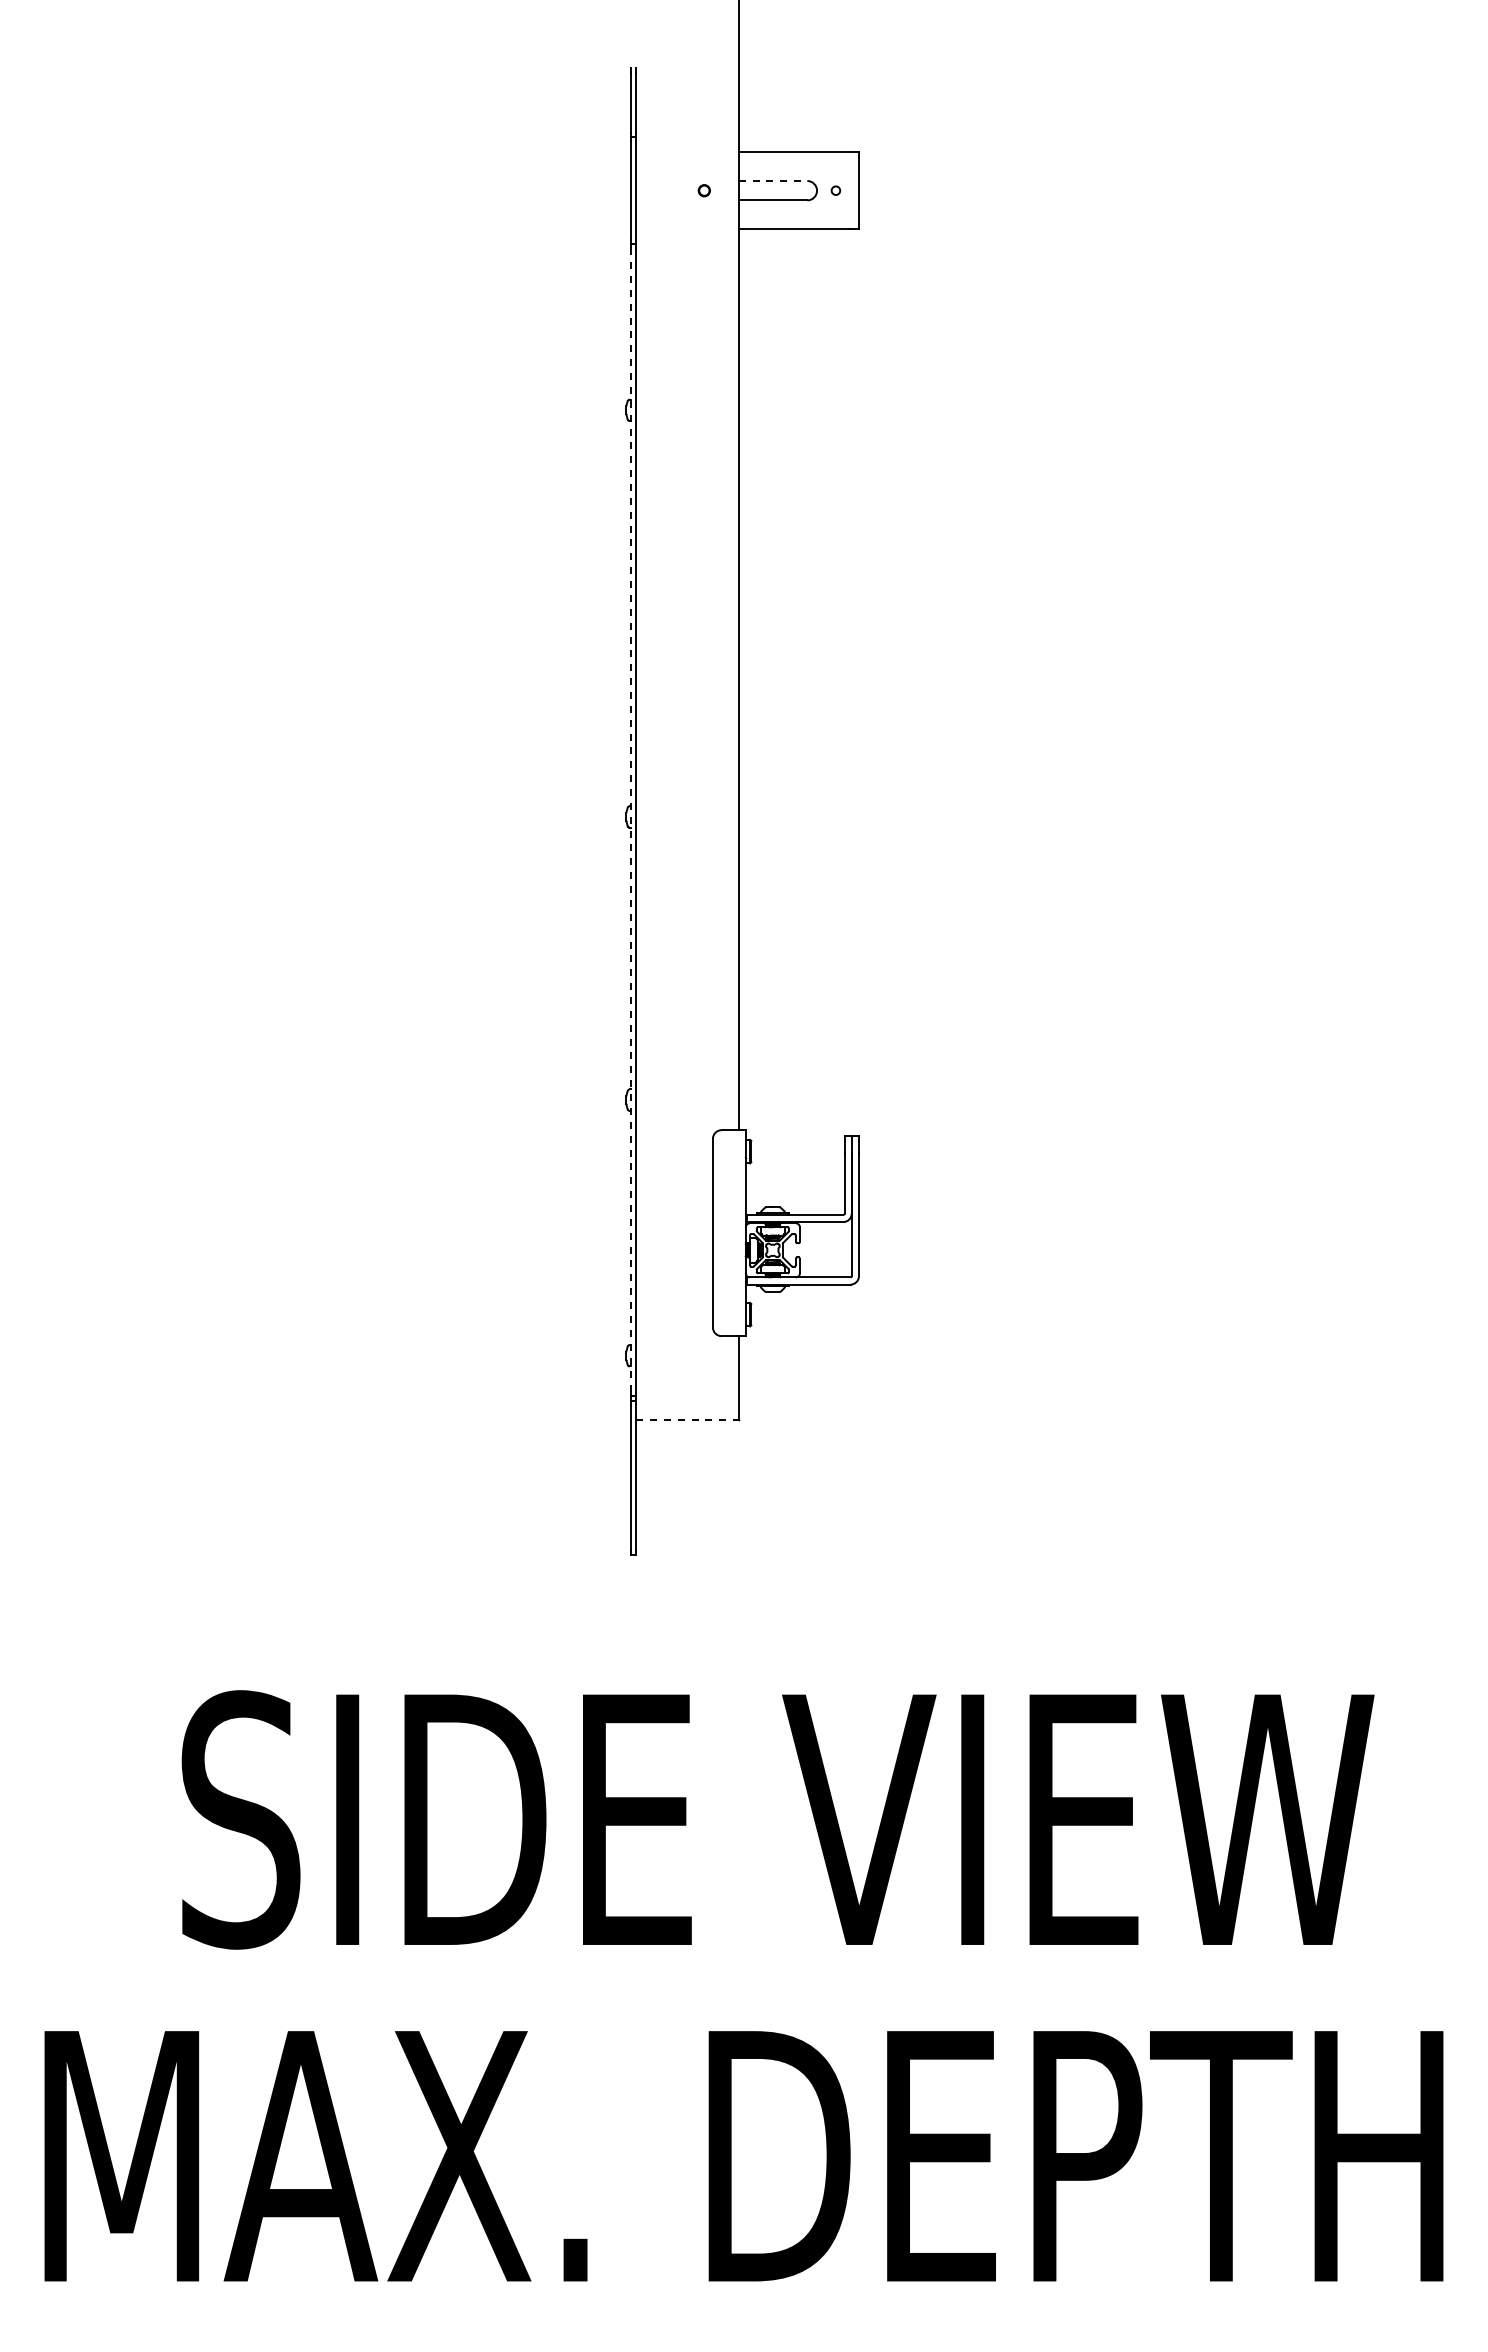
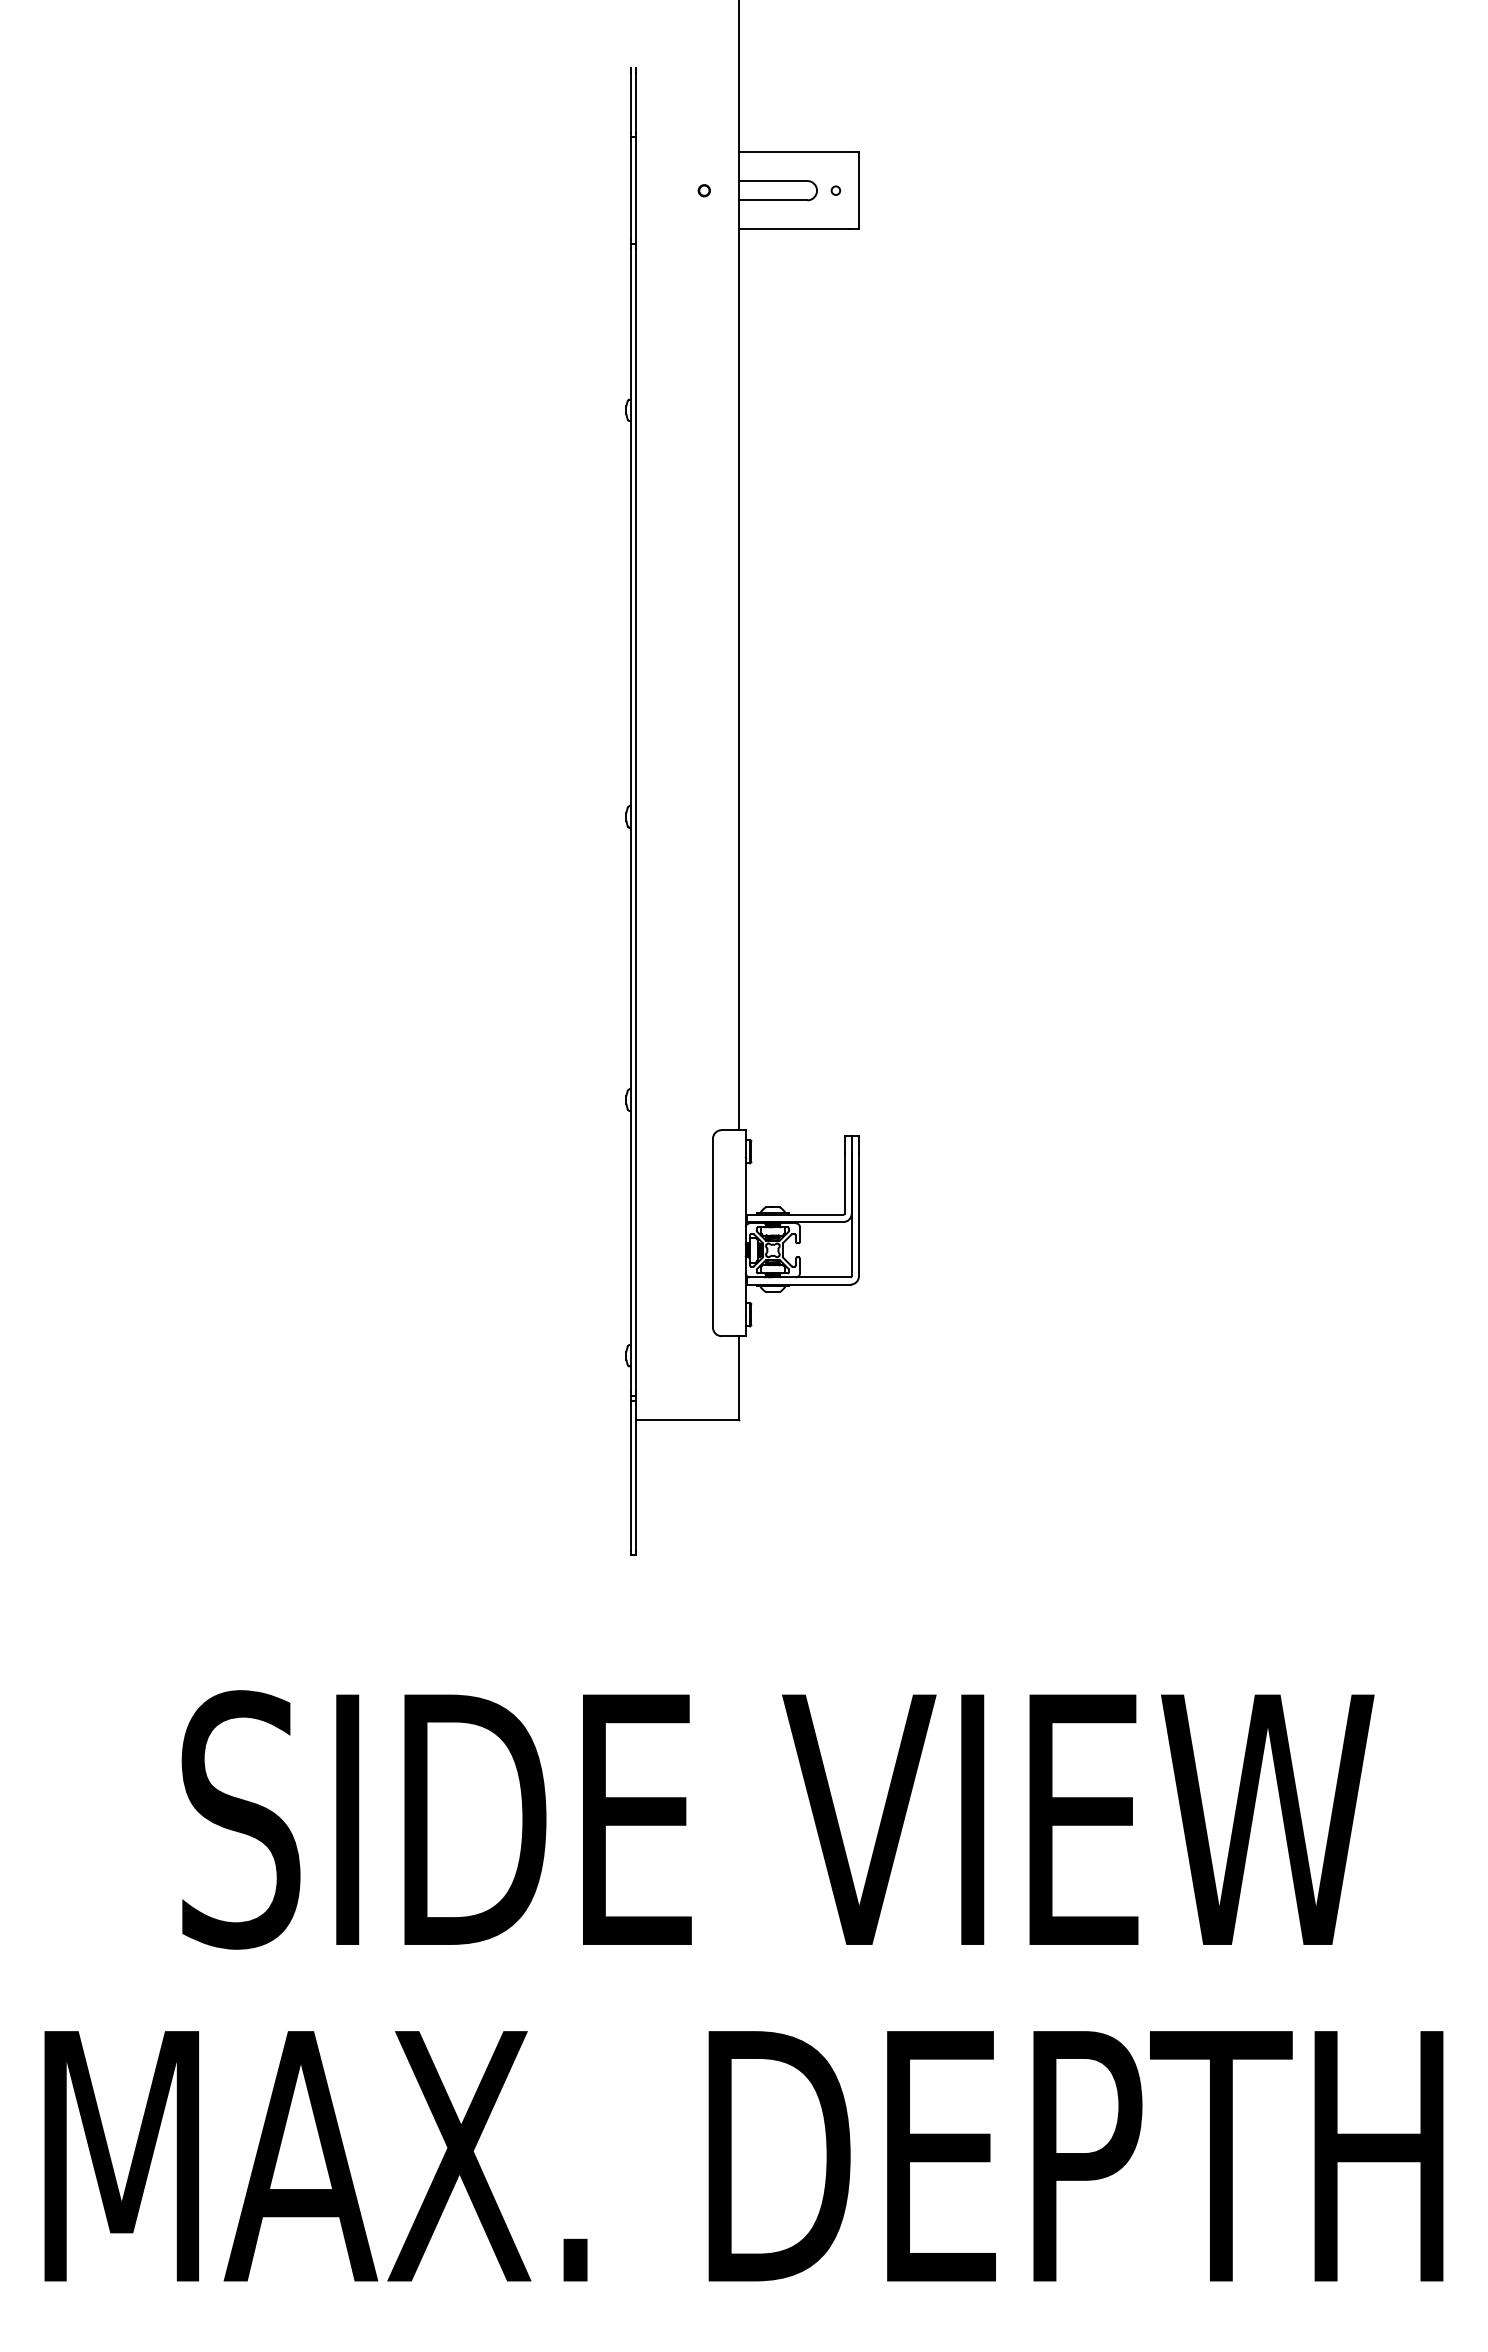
line: dashed -> solid (773, 181)
line: dashed -> solid (630, 820)
line: dashed -> solid (687, 1420)
